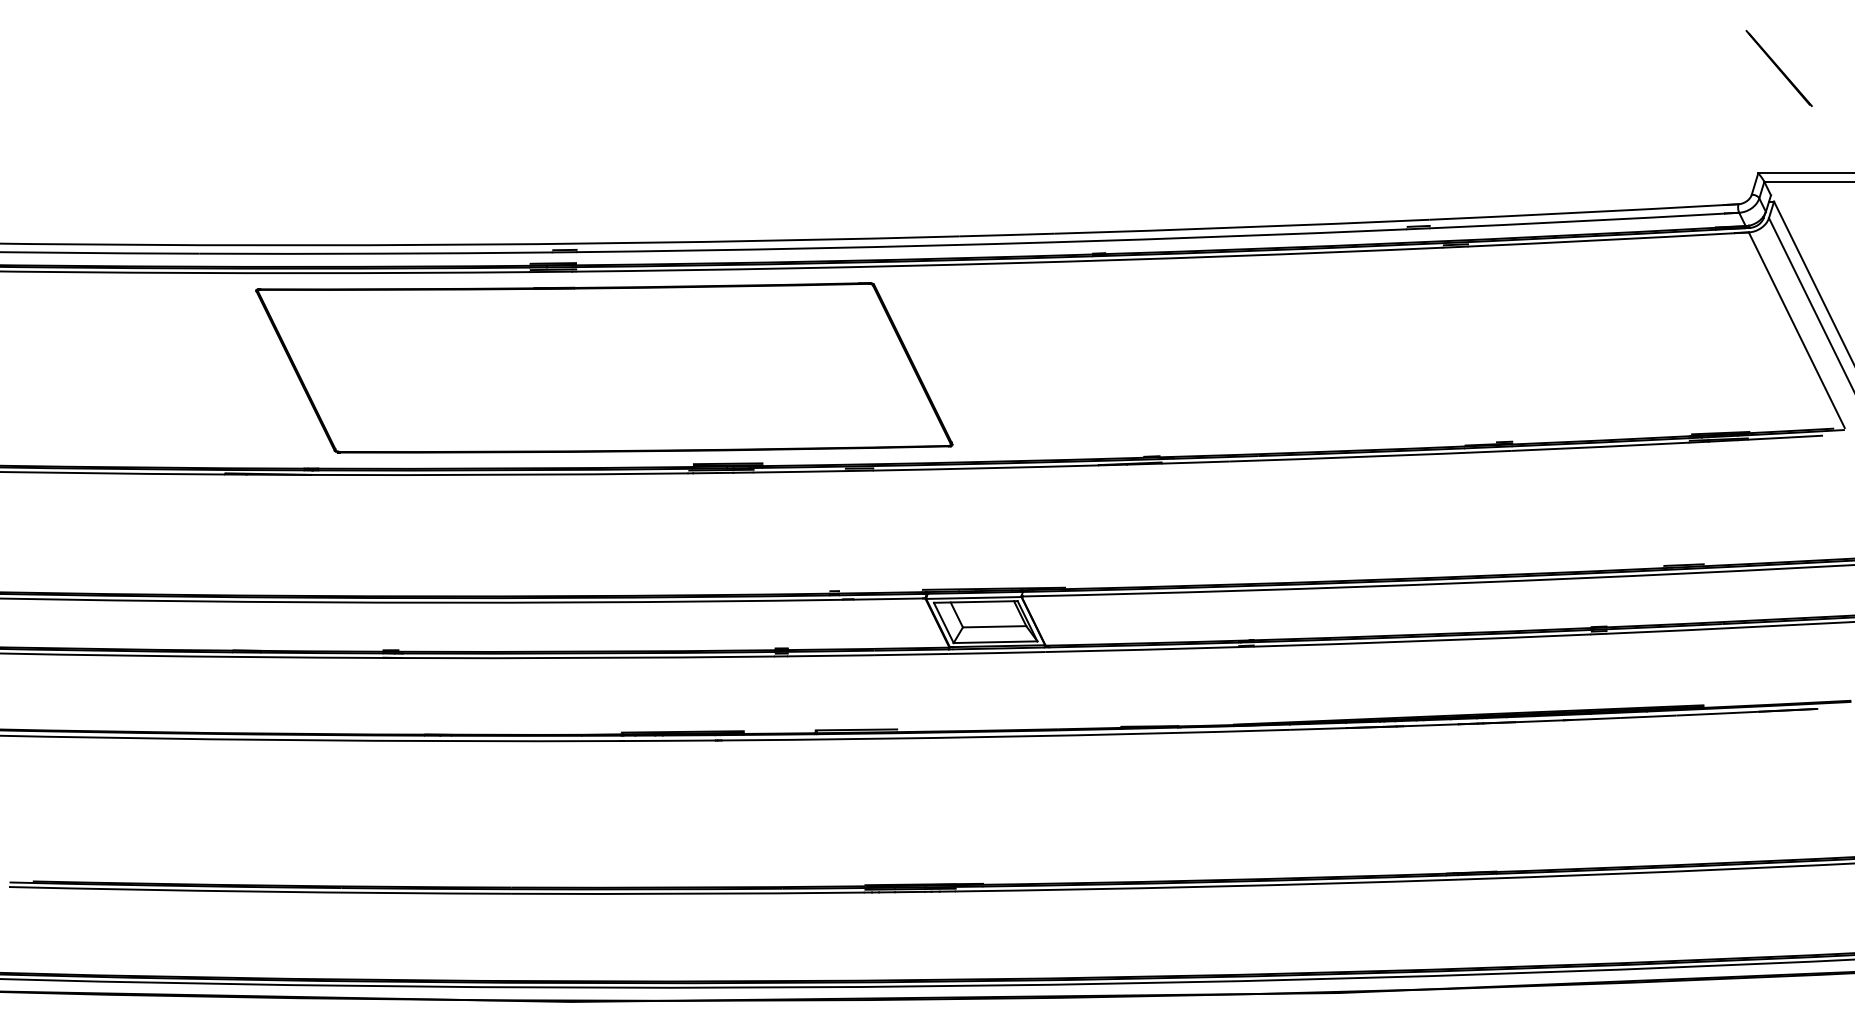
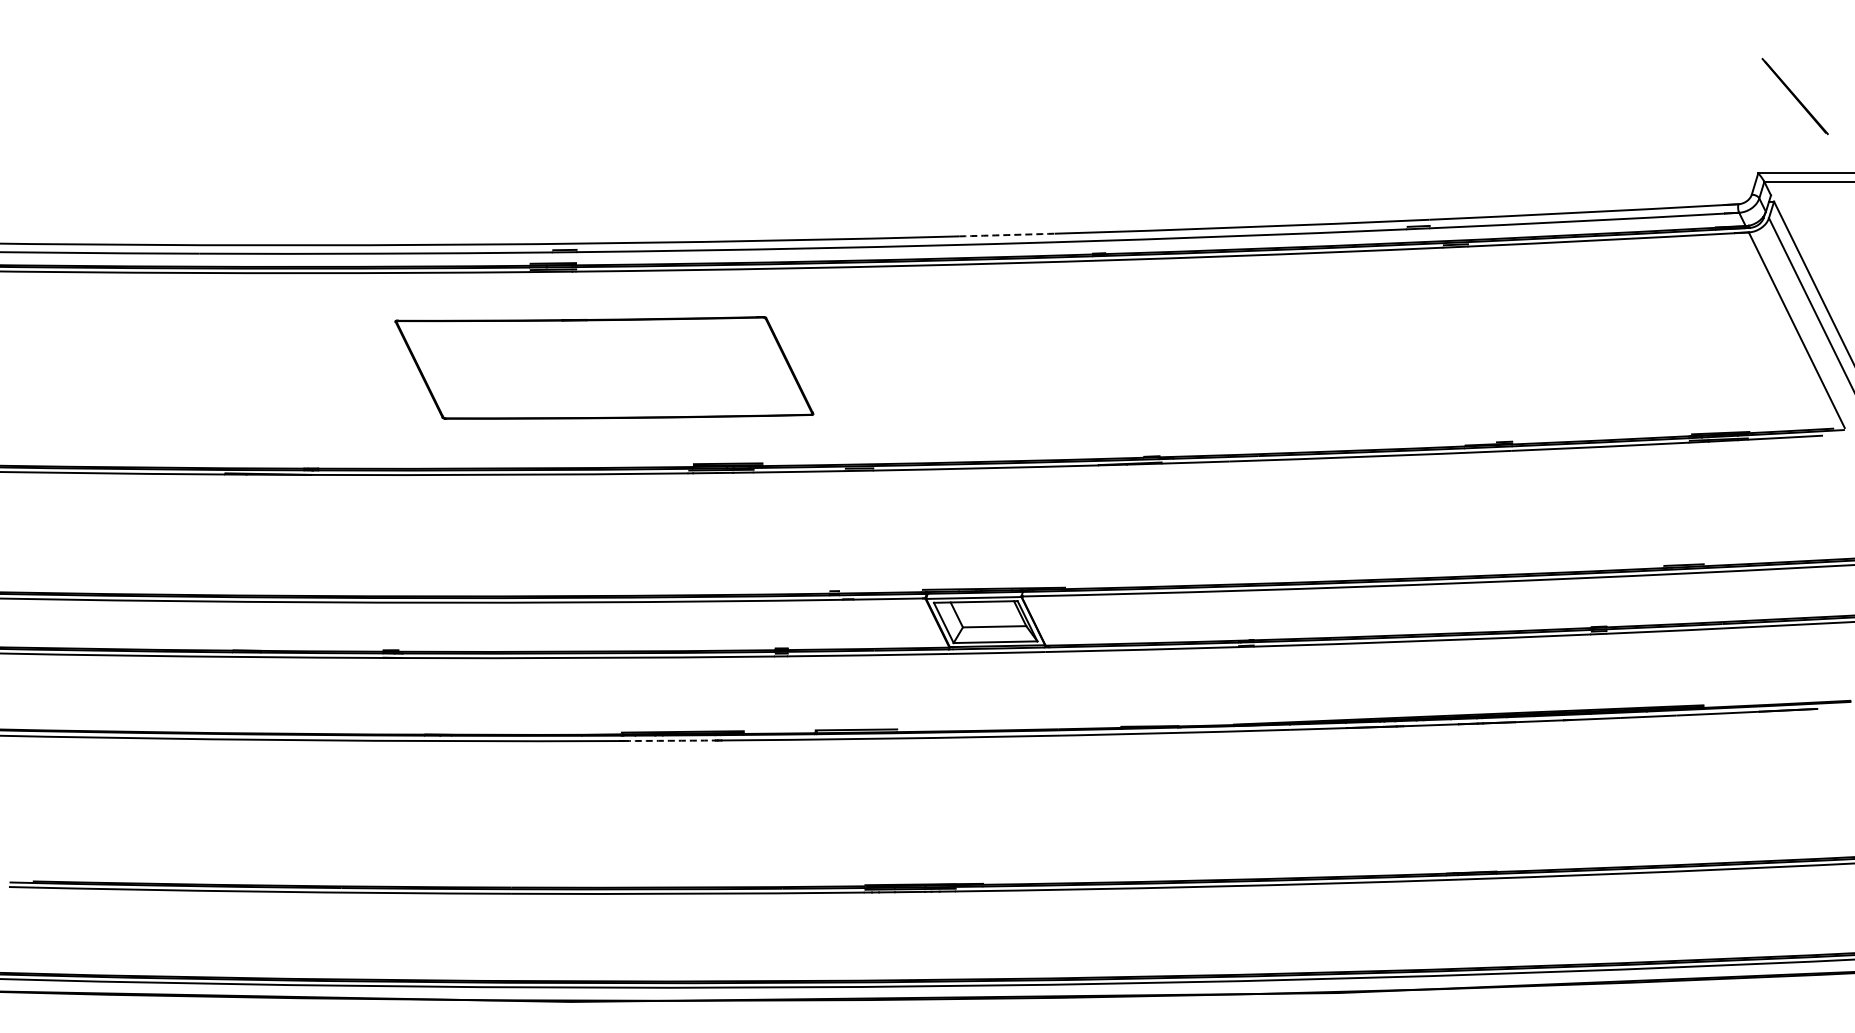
line position: (1778, 68) -> (1794, 96) (1794, 96)
arc: solid -> dashed (1007, 235)
part size: 699x172 px -> 421x104 px (604, 367)
arc: solid -> dashed (669, 740)
